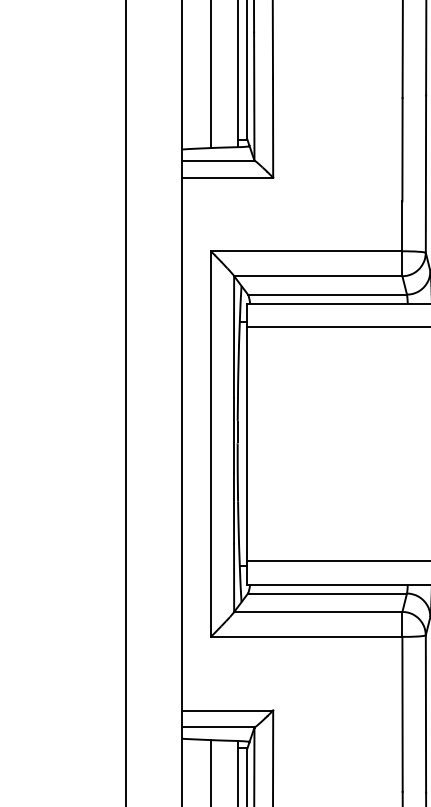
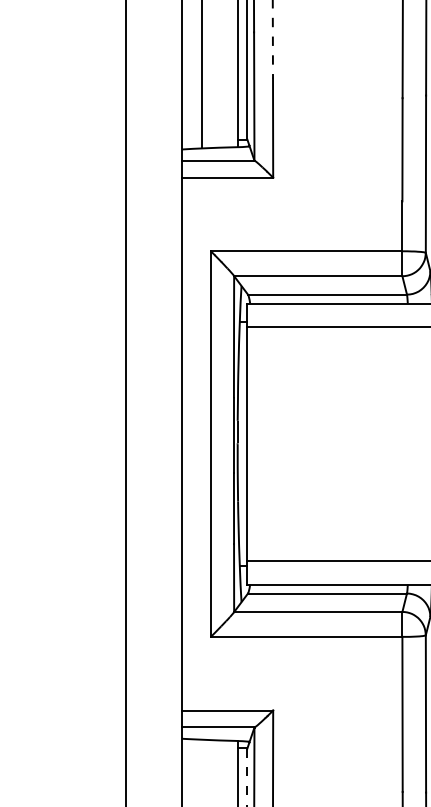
line: solid -> dashed (272, 39)
line position: (211, 75) -> (202, 75) (202, 75)
line: present -> none (211, 771)
line: solid -> dashed (247, 777)
